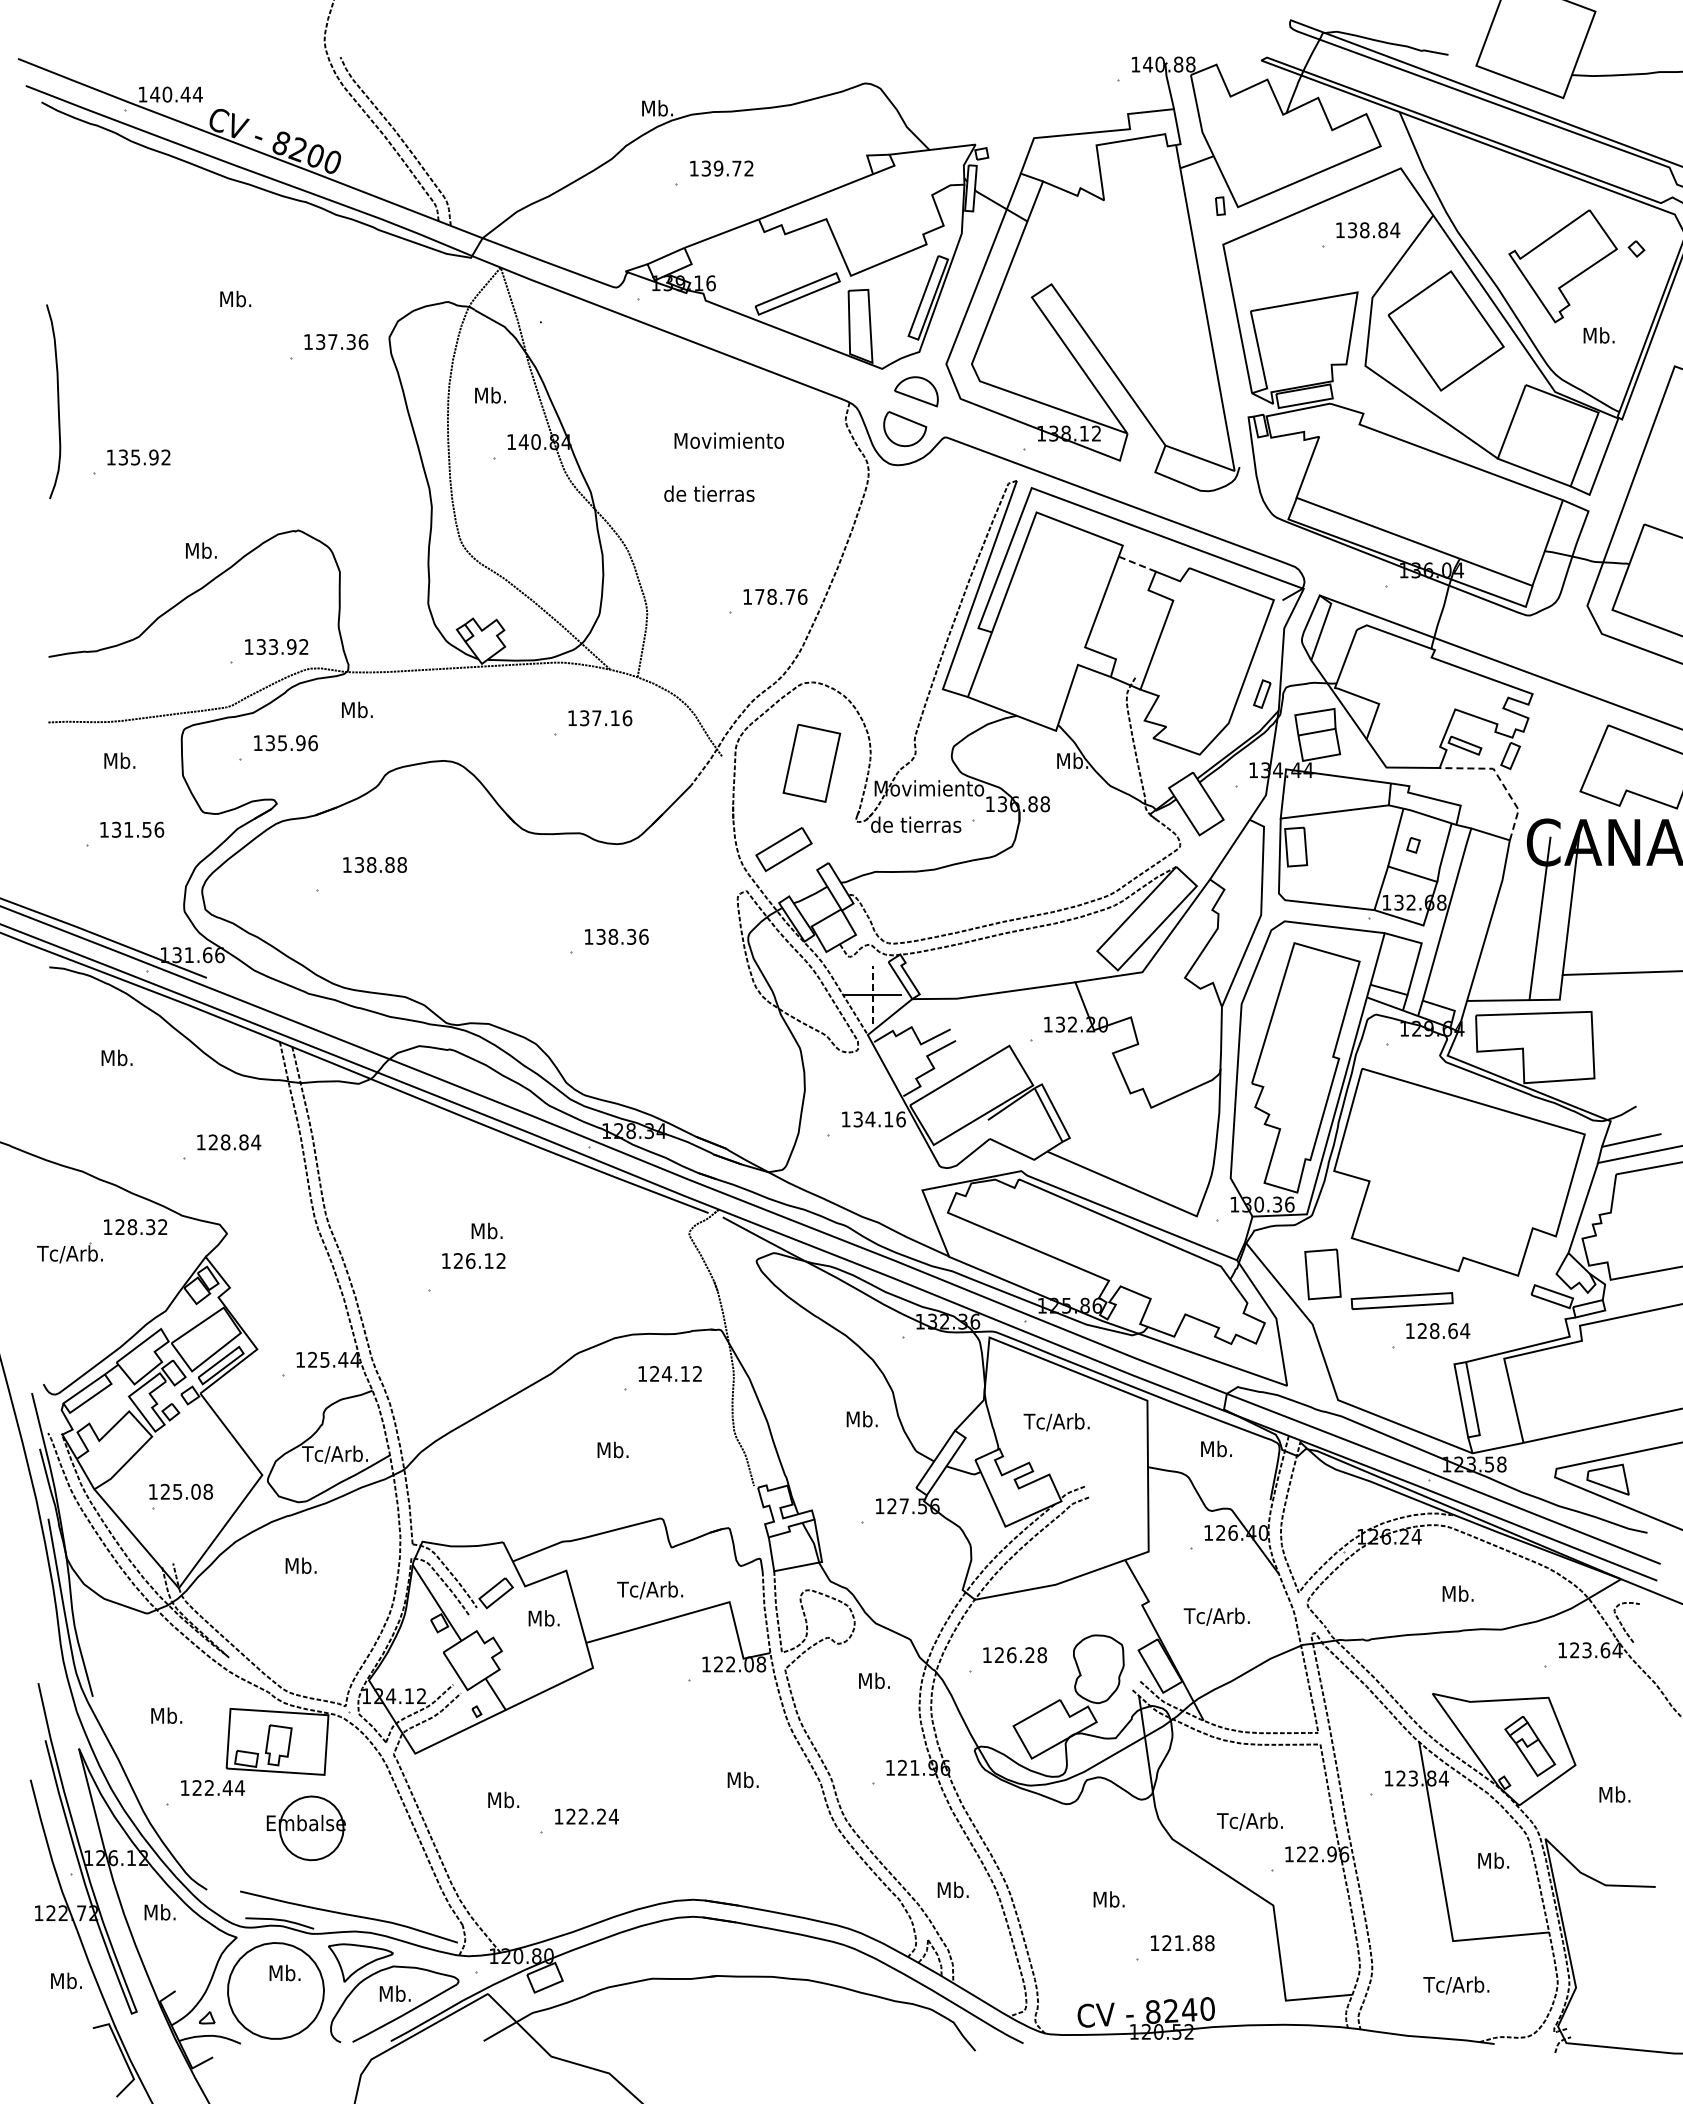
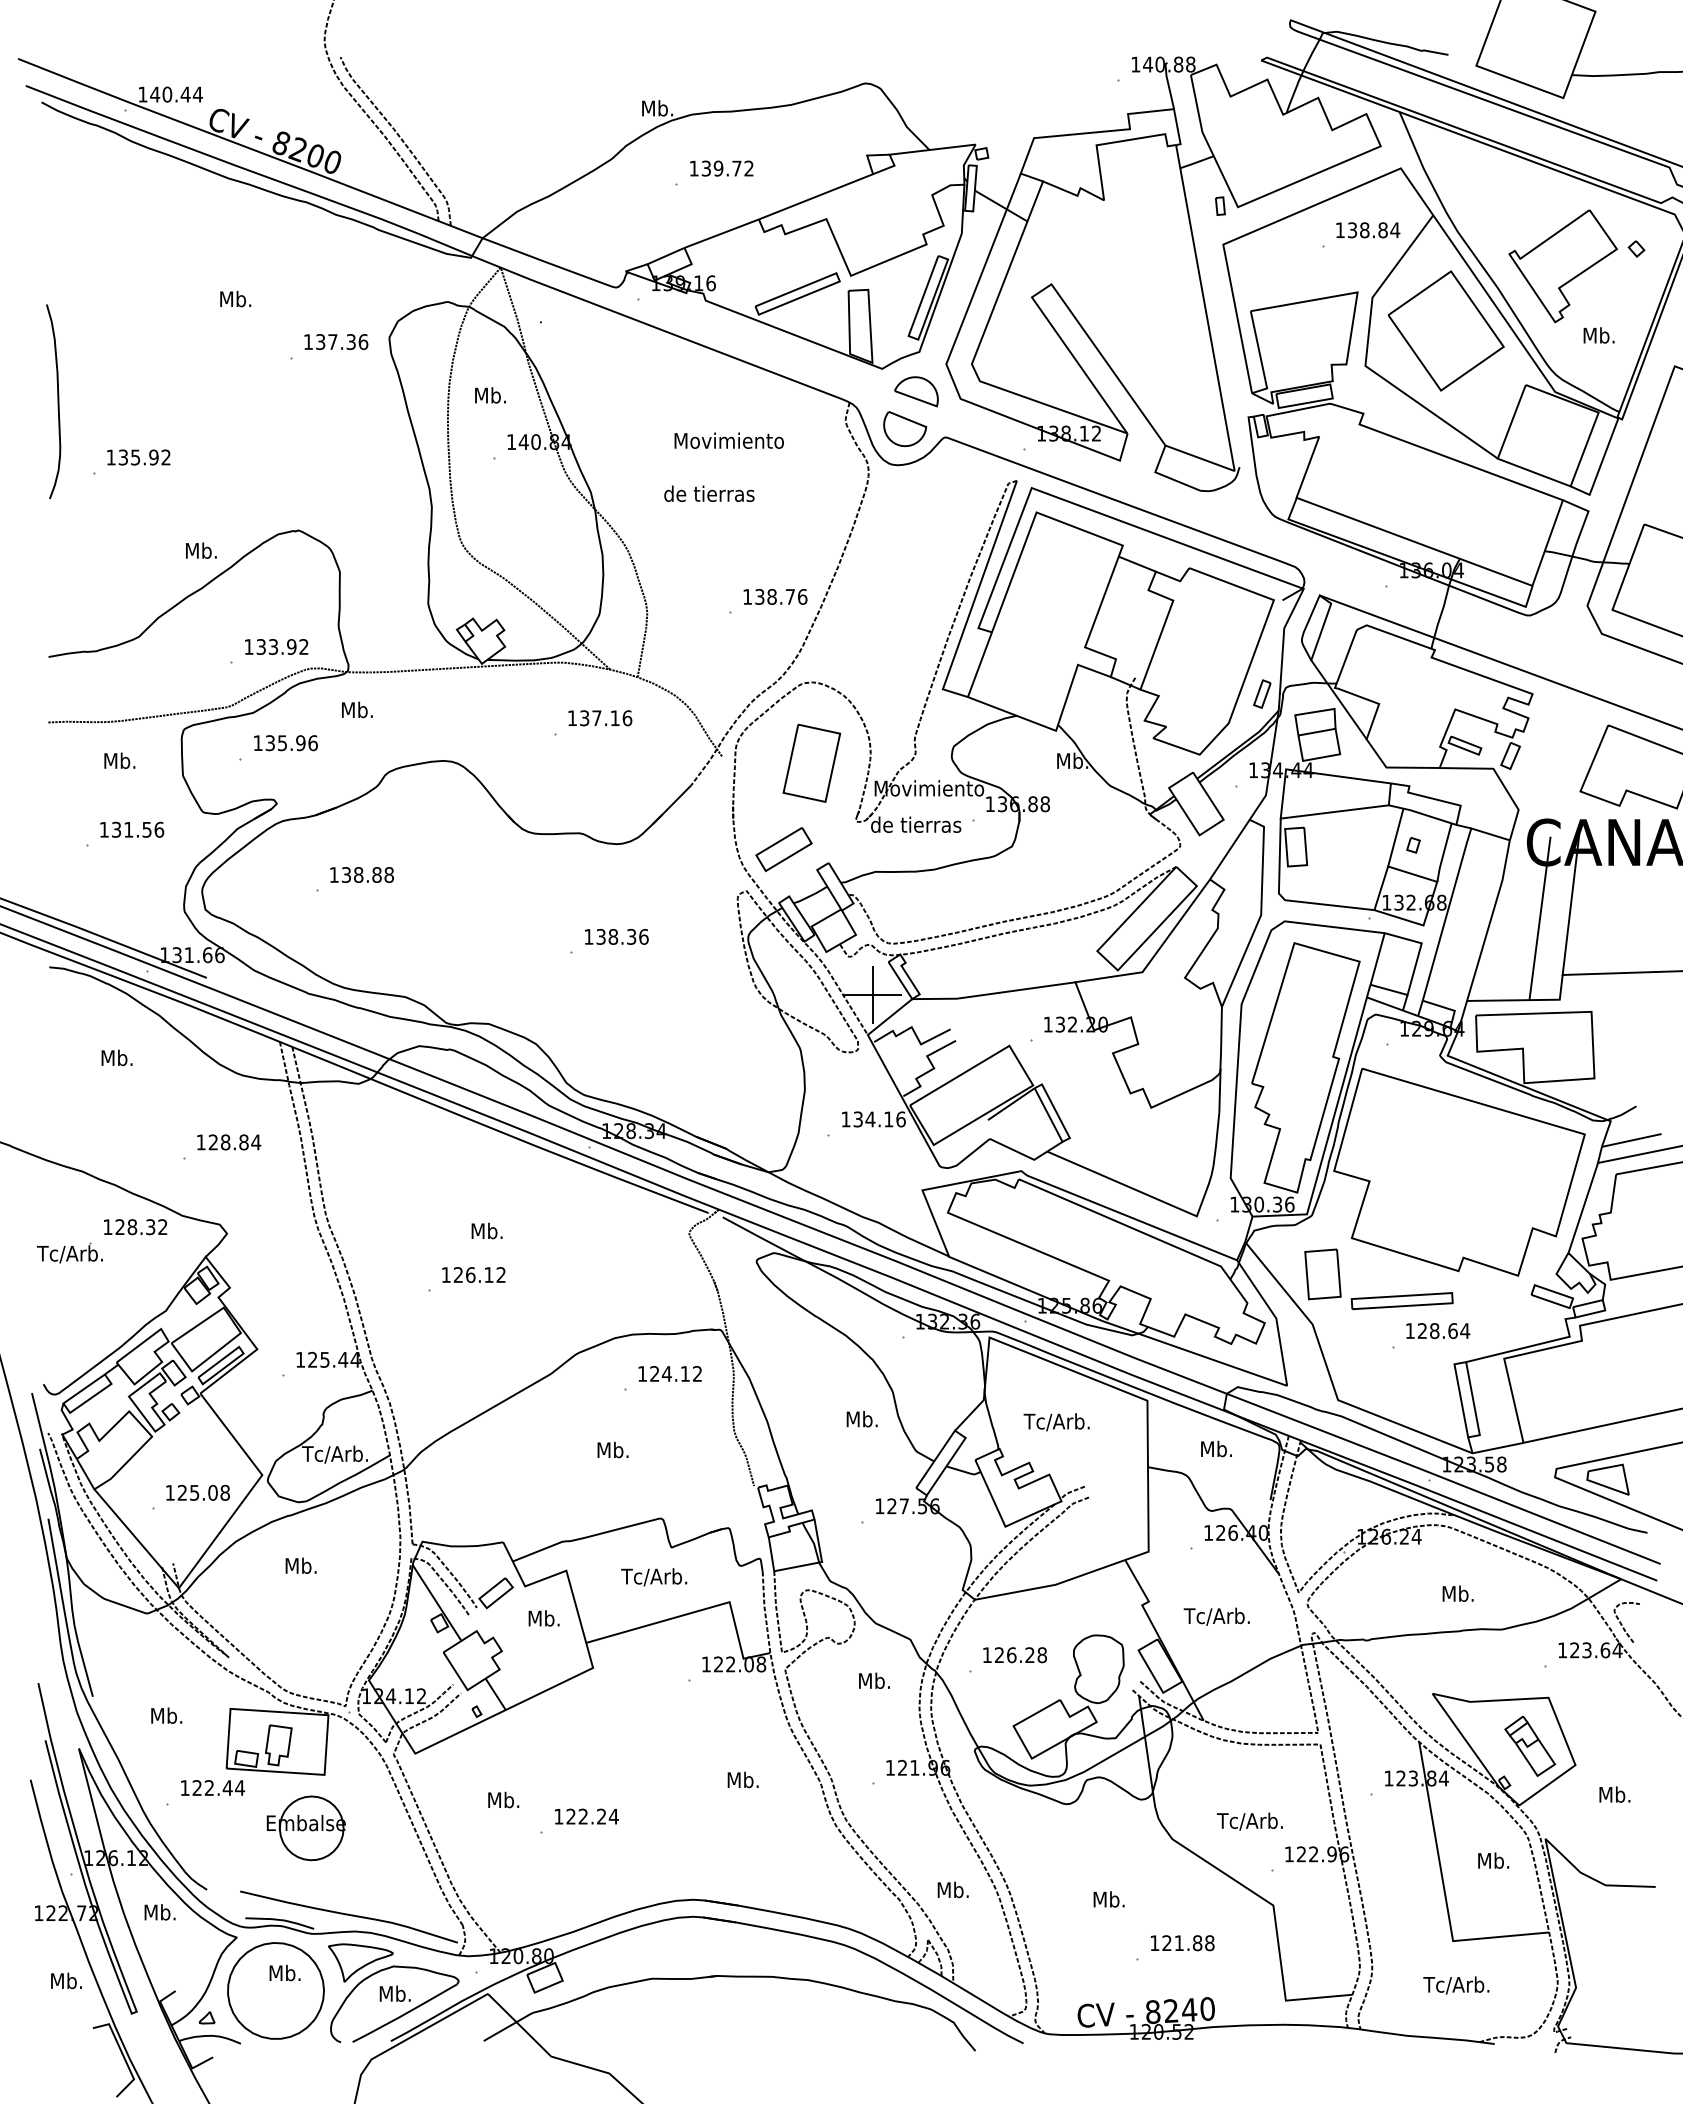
line: dashed -> solid (1137, 564)
text: 178.76 -> 138.76 (759, 596)
line: dashed -> solid (1500, 779)
text position: (374, 864) -> (361, 874) (361, 874)
line: dashed -> solid (872, 994)
text position: (473, 1260) -> (473, 1274) (473, 1274)
text position: (180, 1491) -> (197, 1492) (197, 1492)
text position: (650, 1590) -> (654, 1577) (654, 1577)
